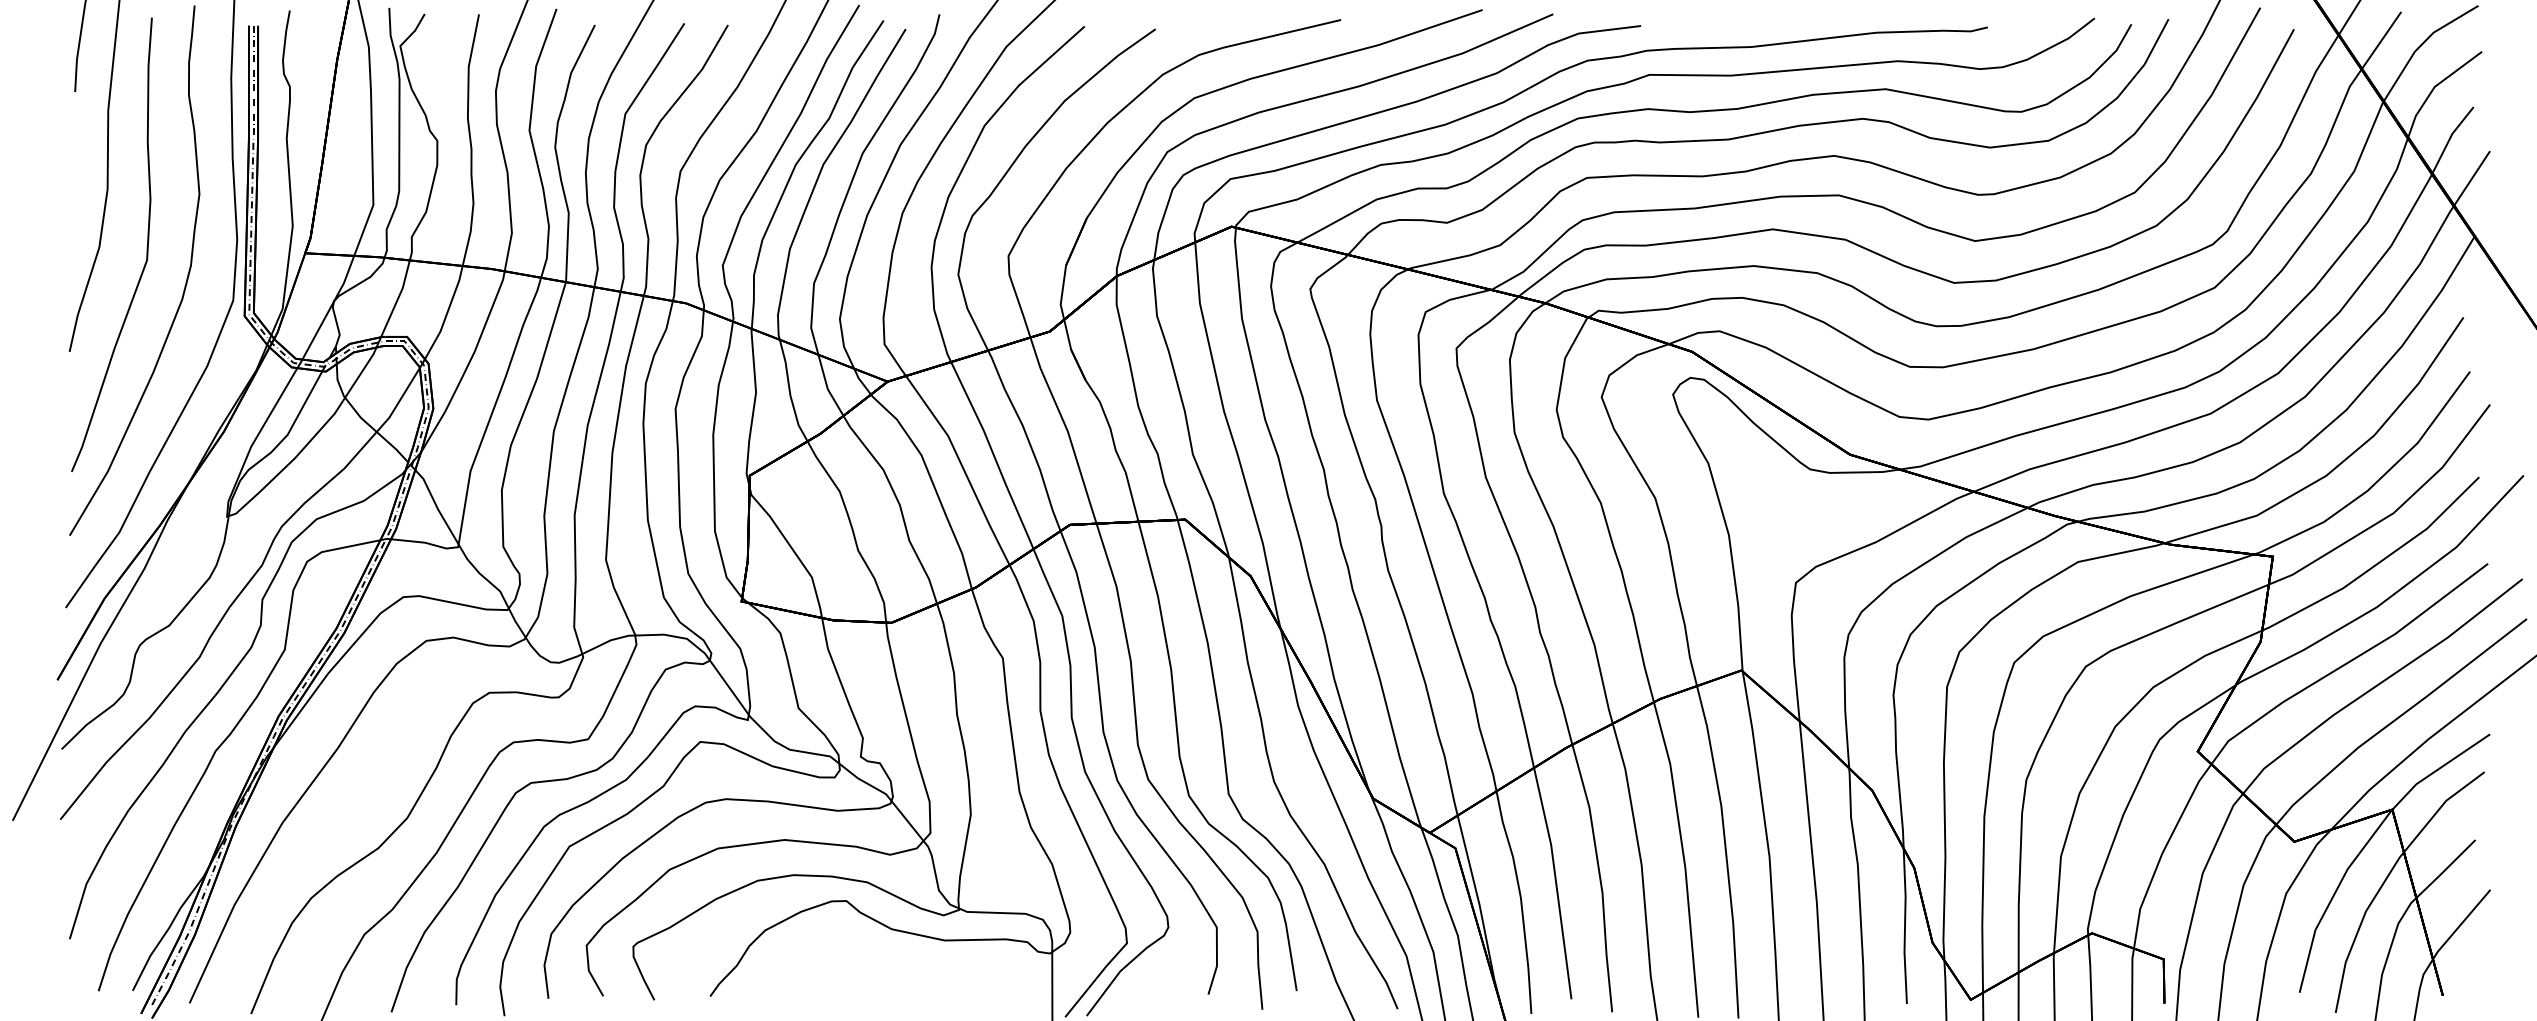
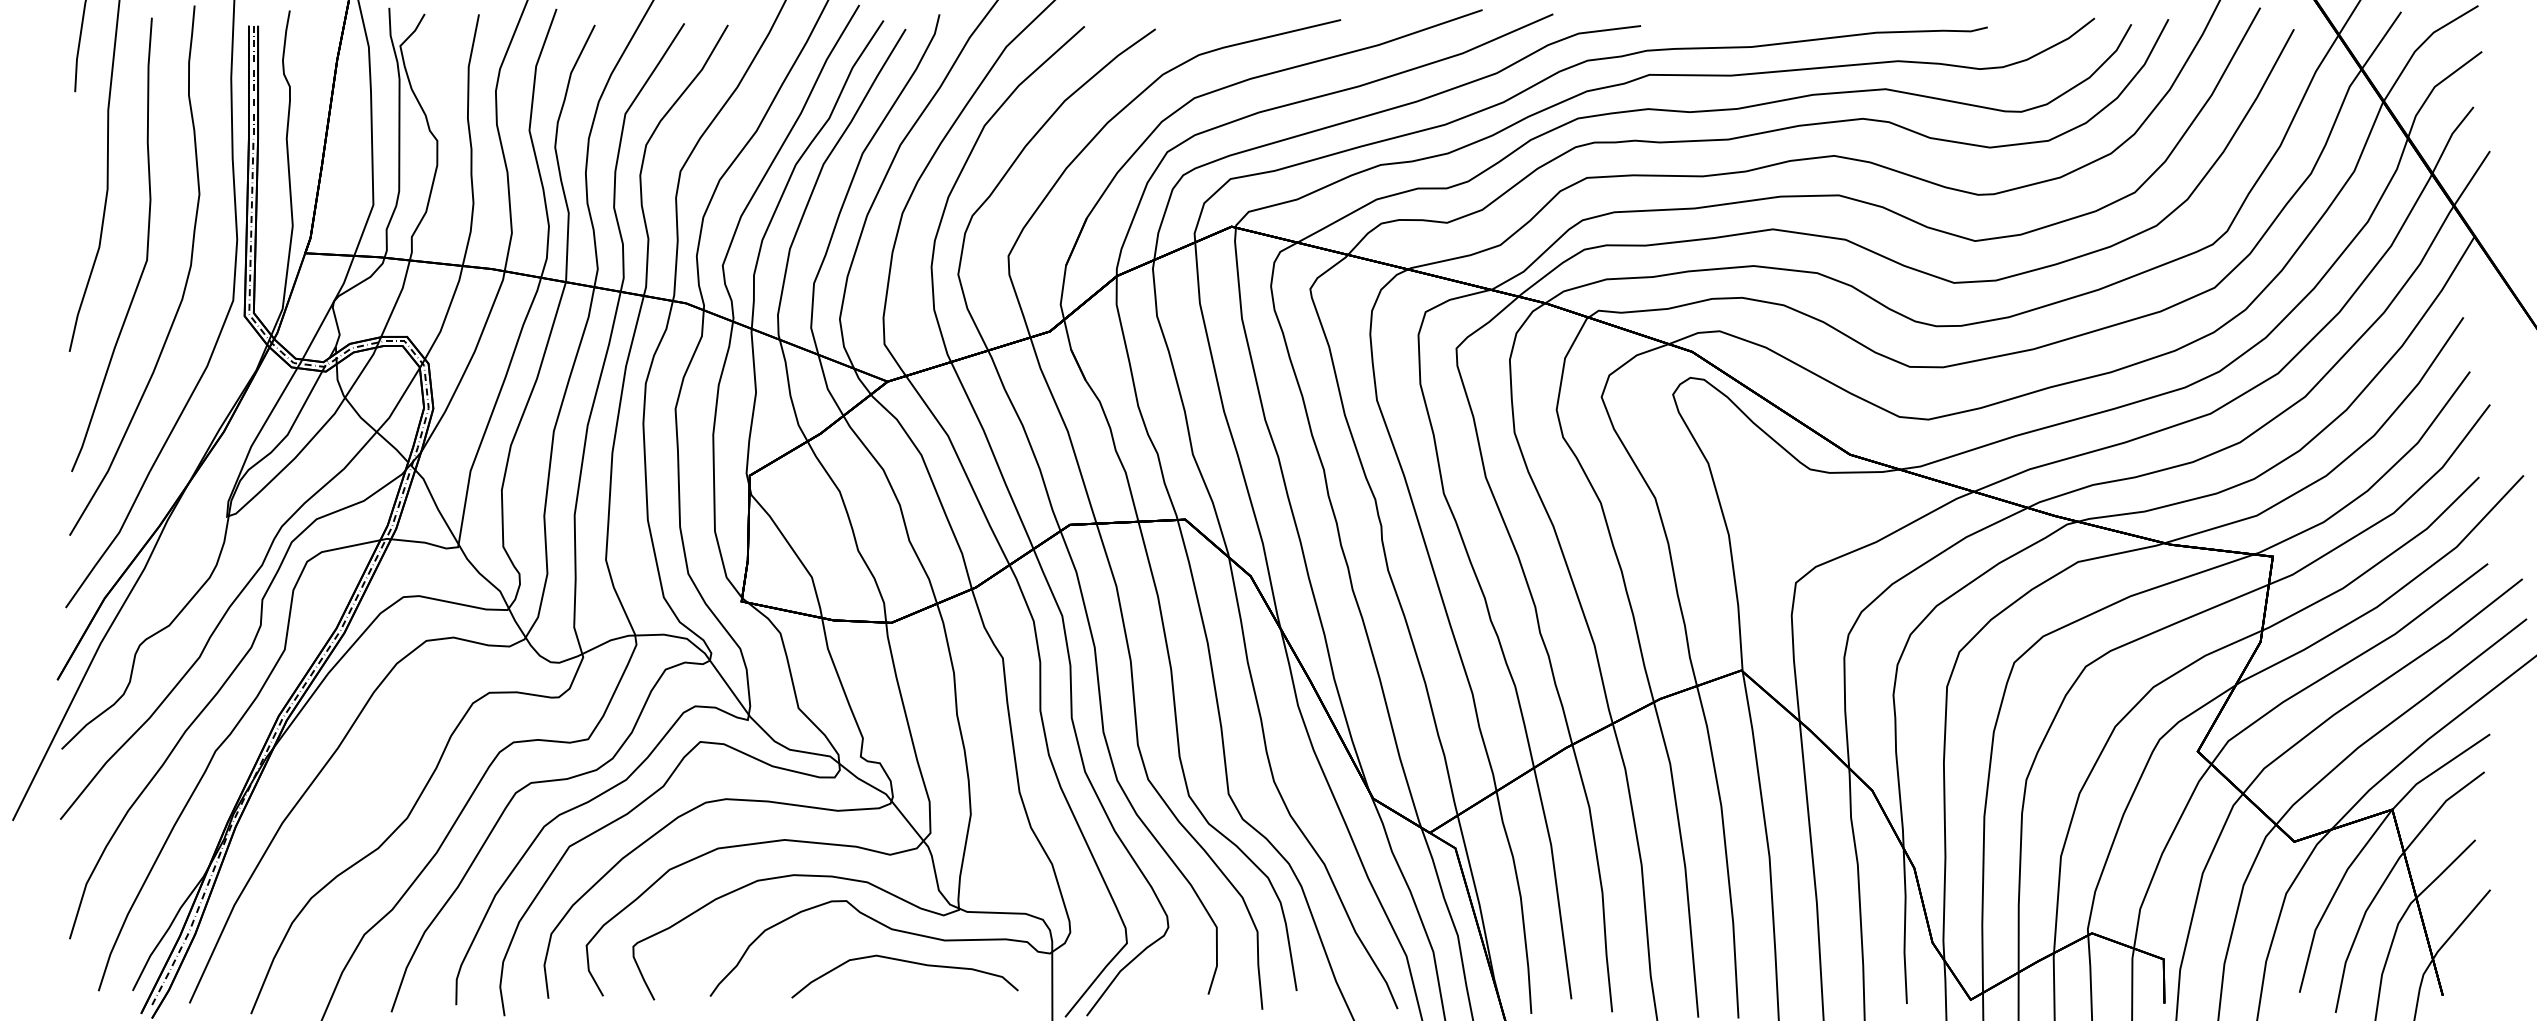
curve: none -> present (906, 962)
